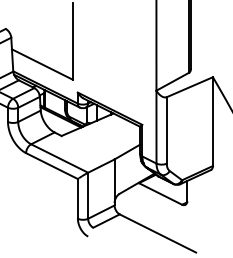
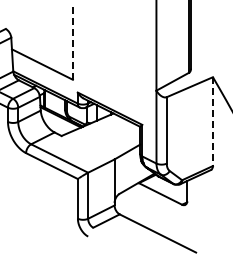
line: solid -> dashed (72, 41)
line: solid -> dashed (212, 122)
